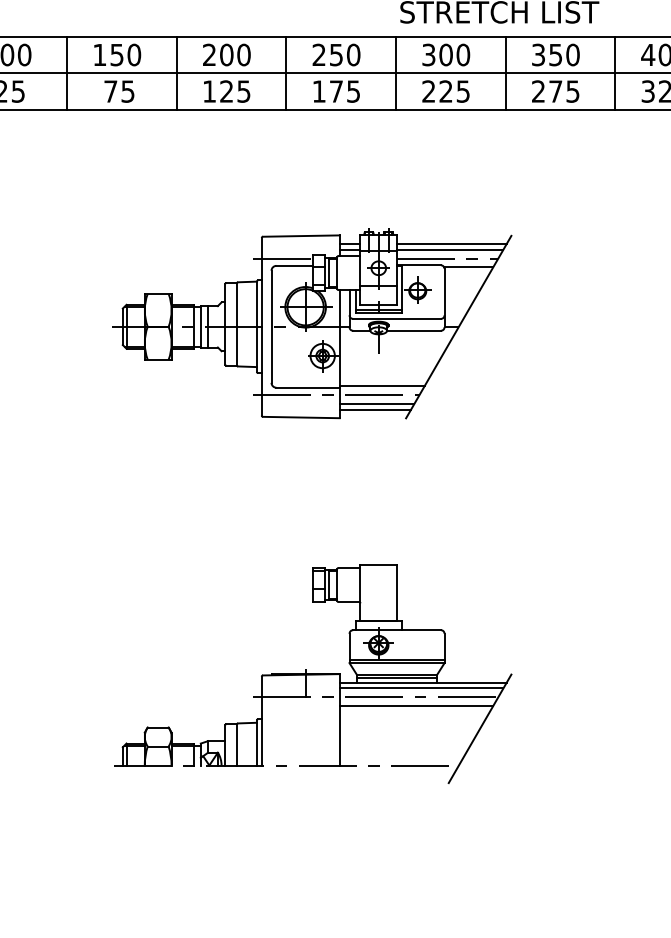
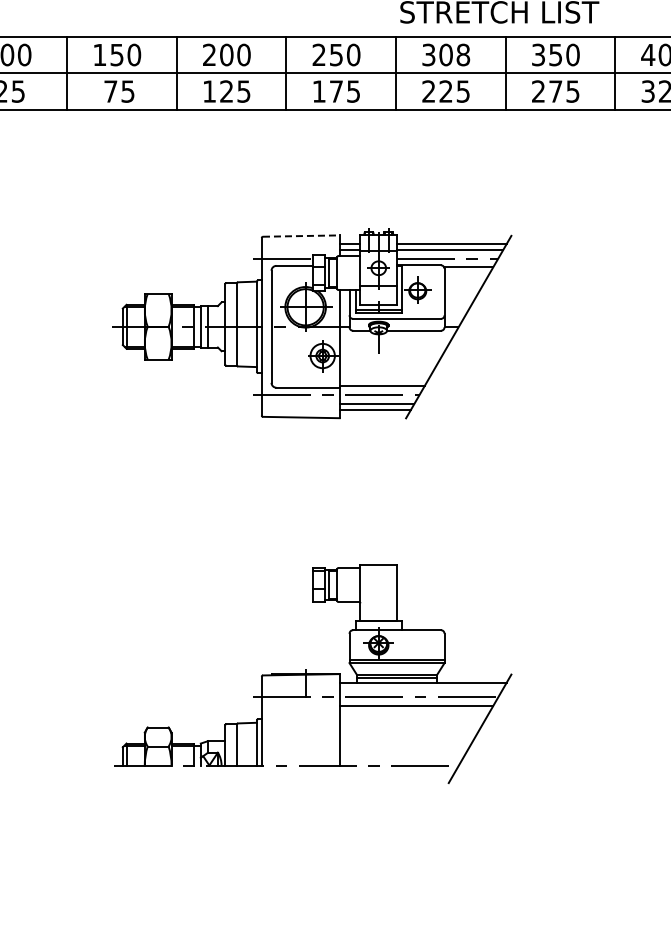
text: 300 -> 308 (463, 55)
line: solid -> dashed (301, 236)
line: present -> none (421, 688)
